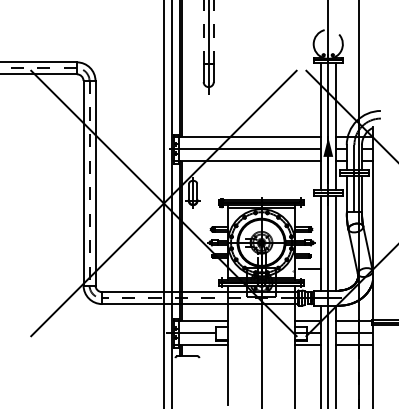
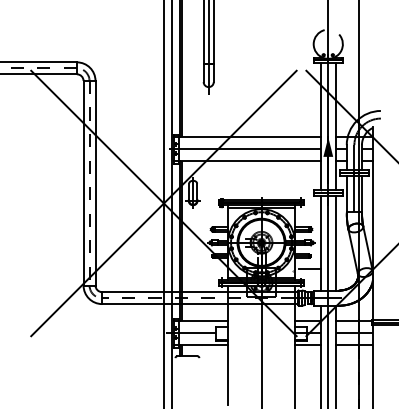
line: dashed -> solid (203, 32)
line: dashed -> solid (213, 32)
